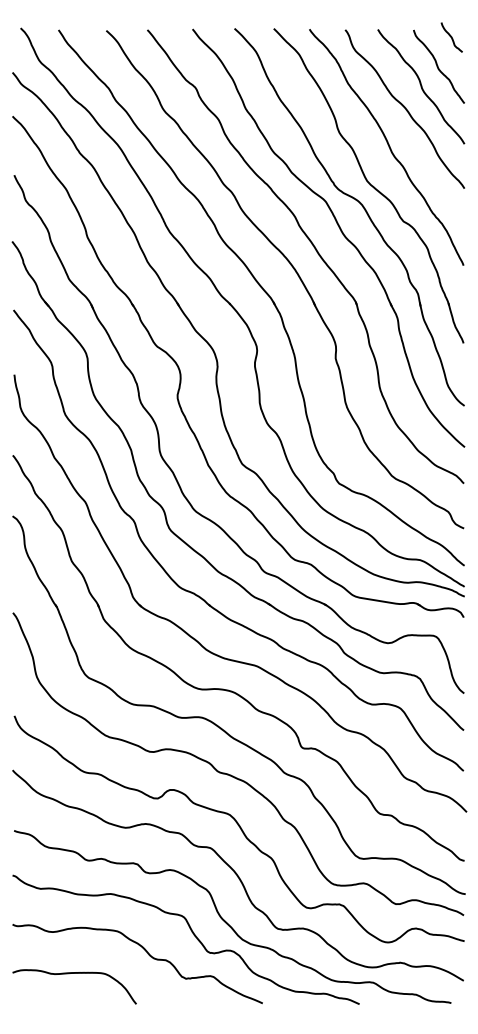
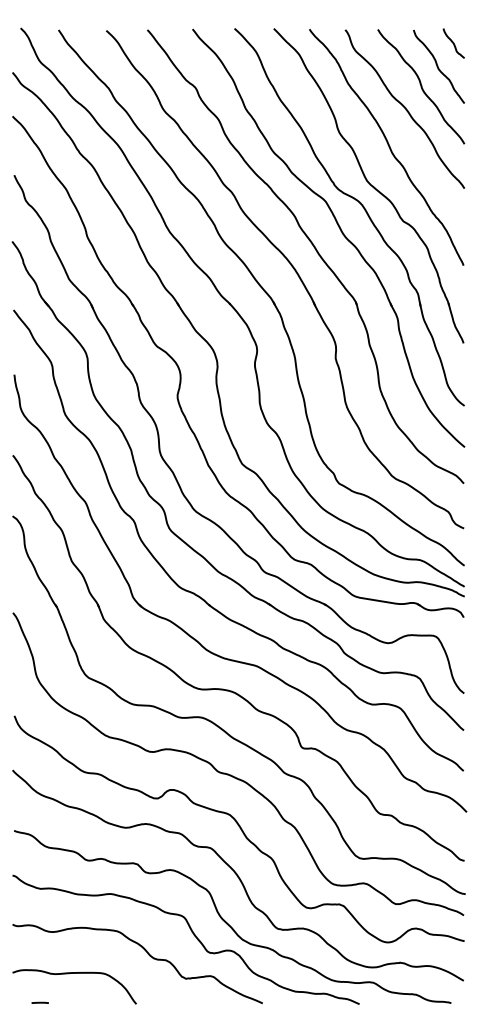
curve position: (451, 37) -> (453, 43) (453, 43)
line: none -> present (39, 1002)
